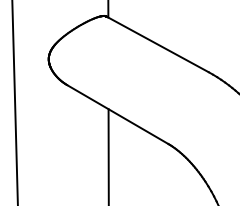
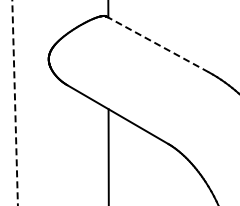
line: solid -> dashed (157, 44)
line: solid -> dashed (15, 102)
